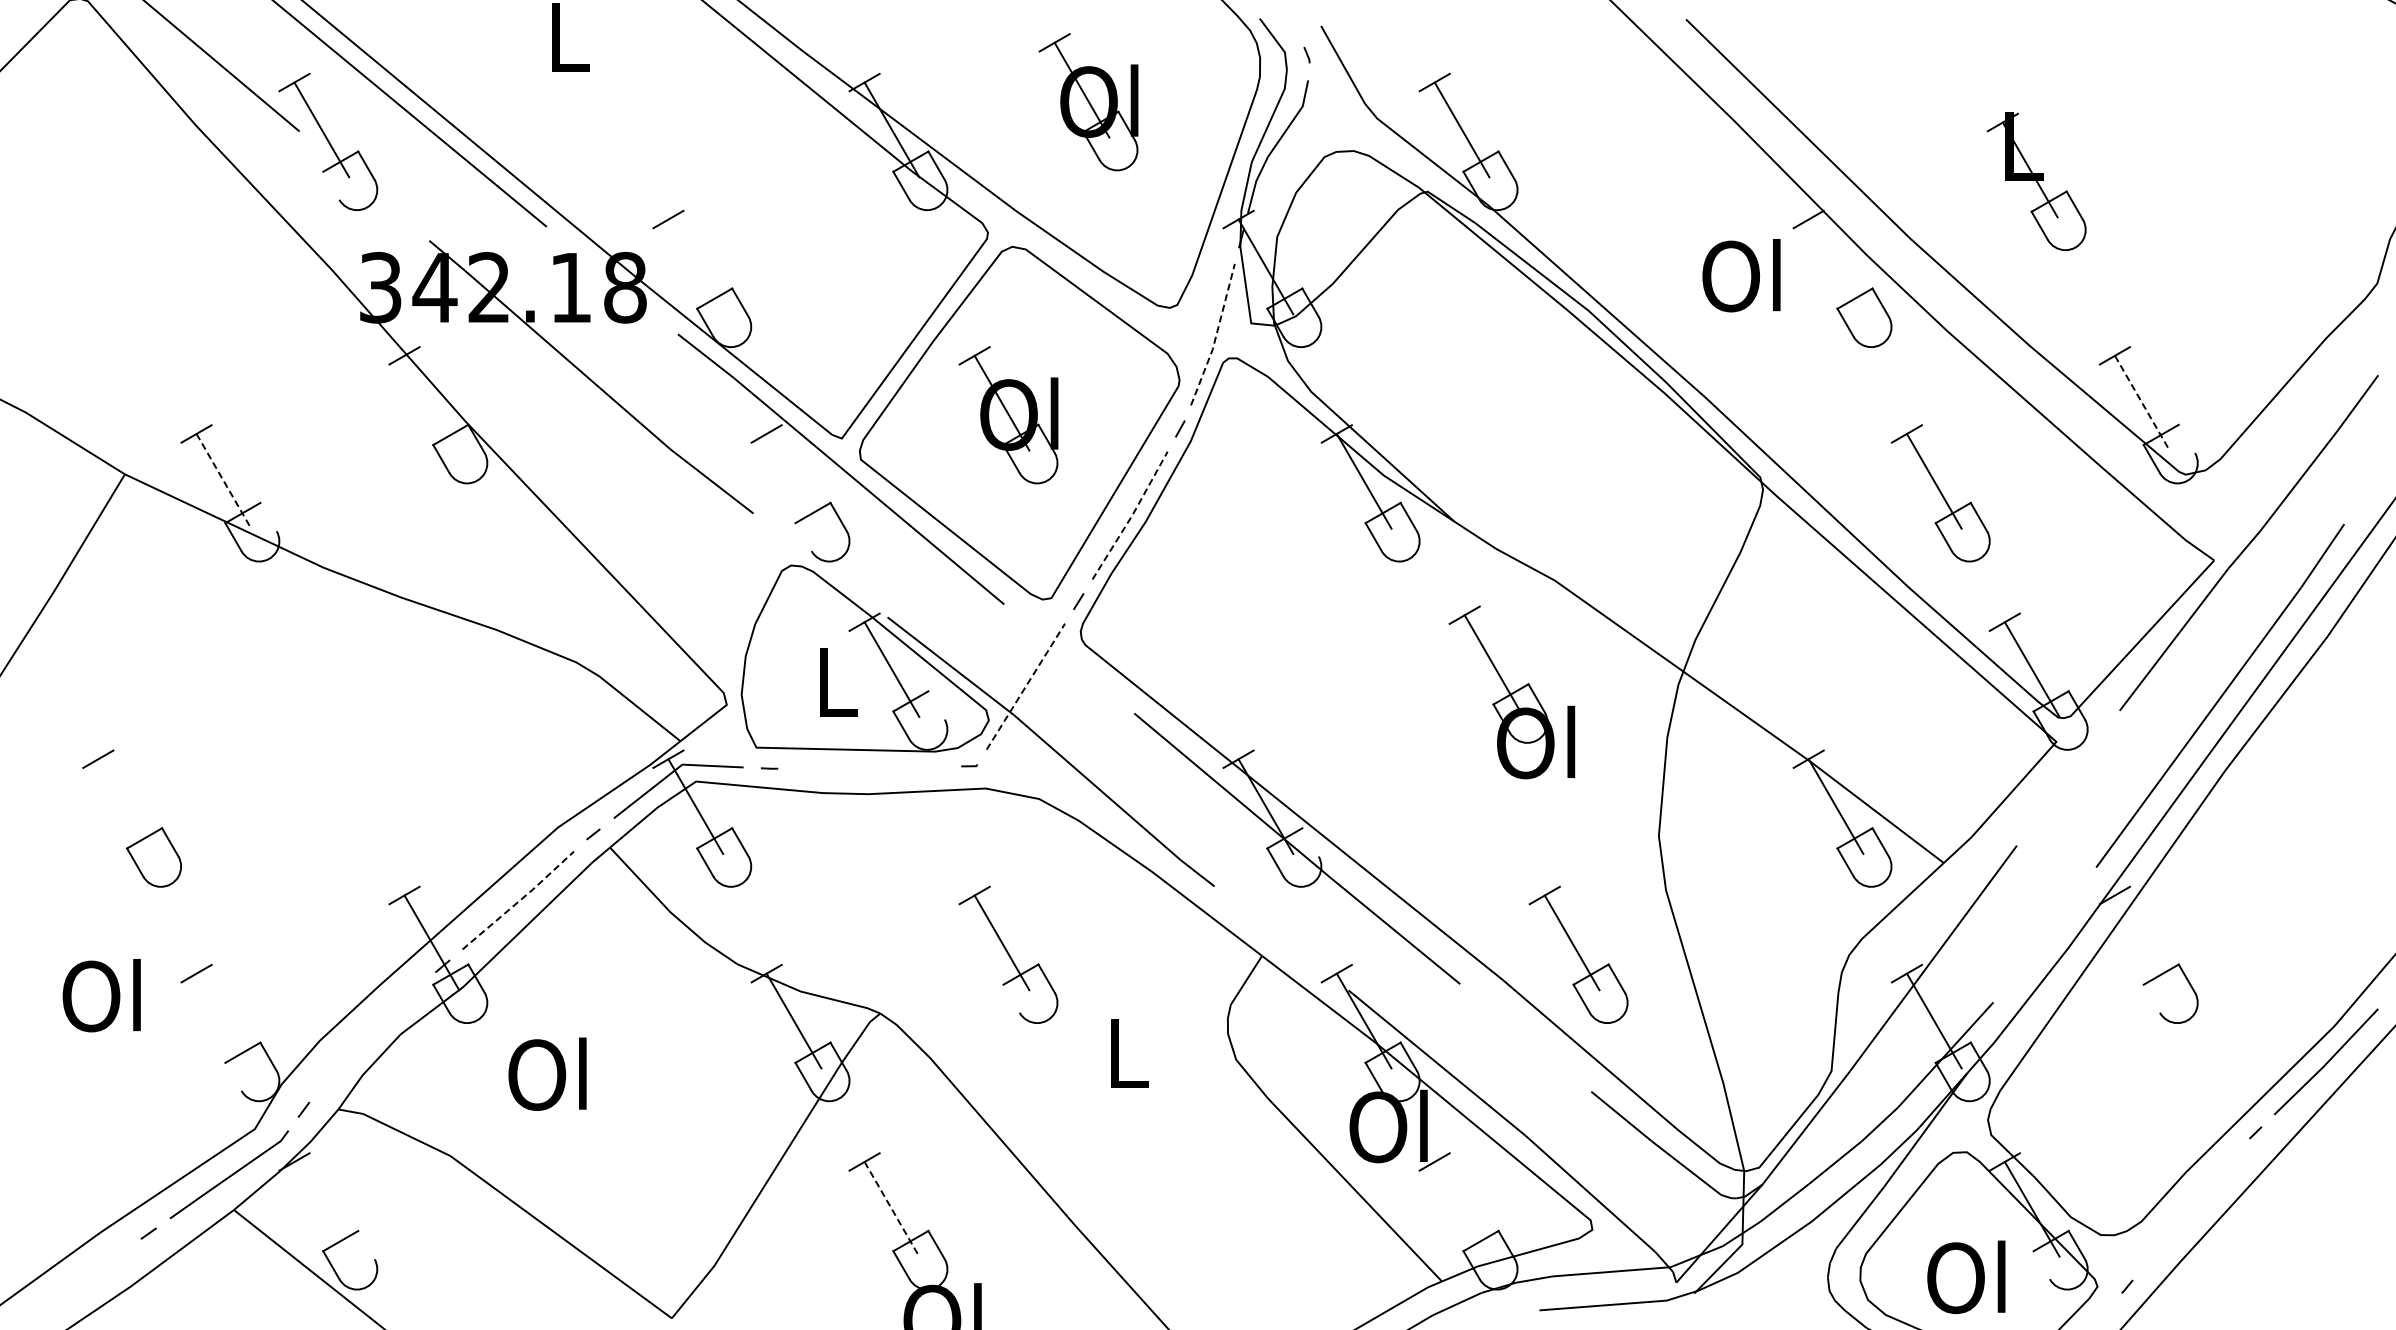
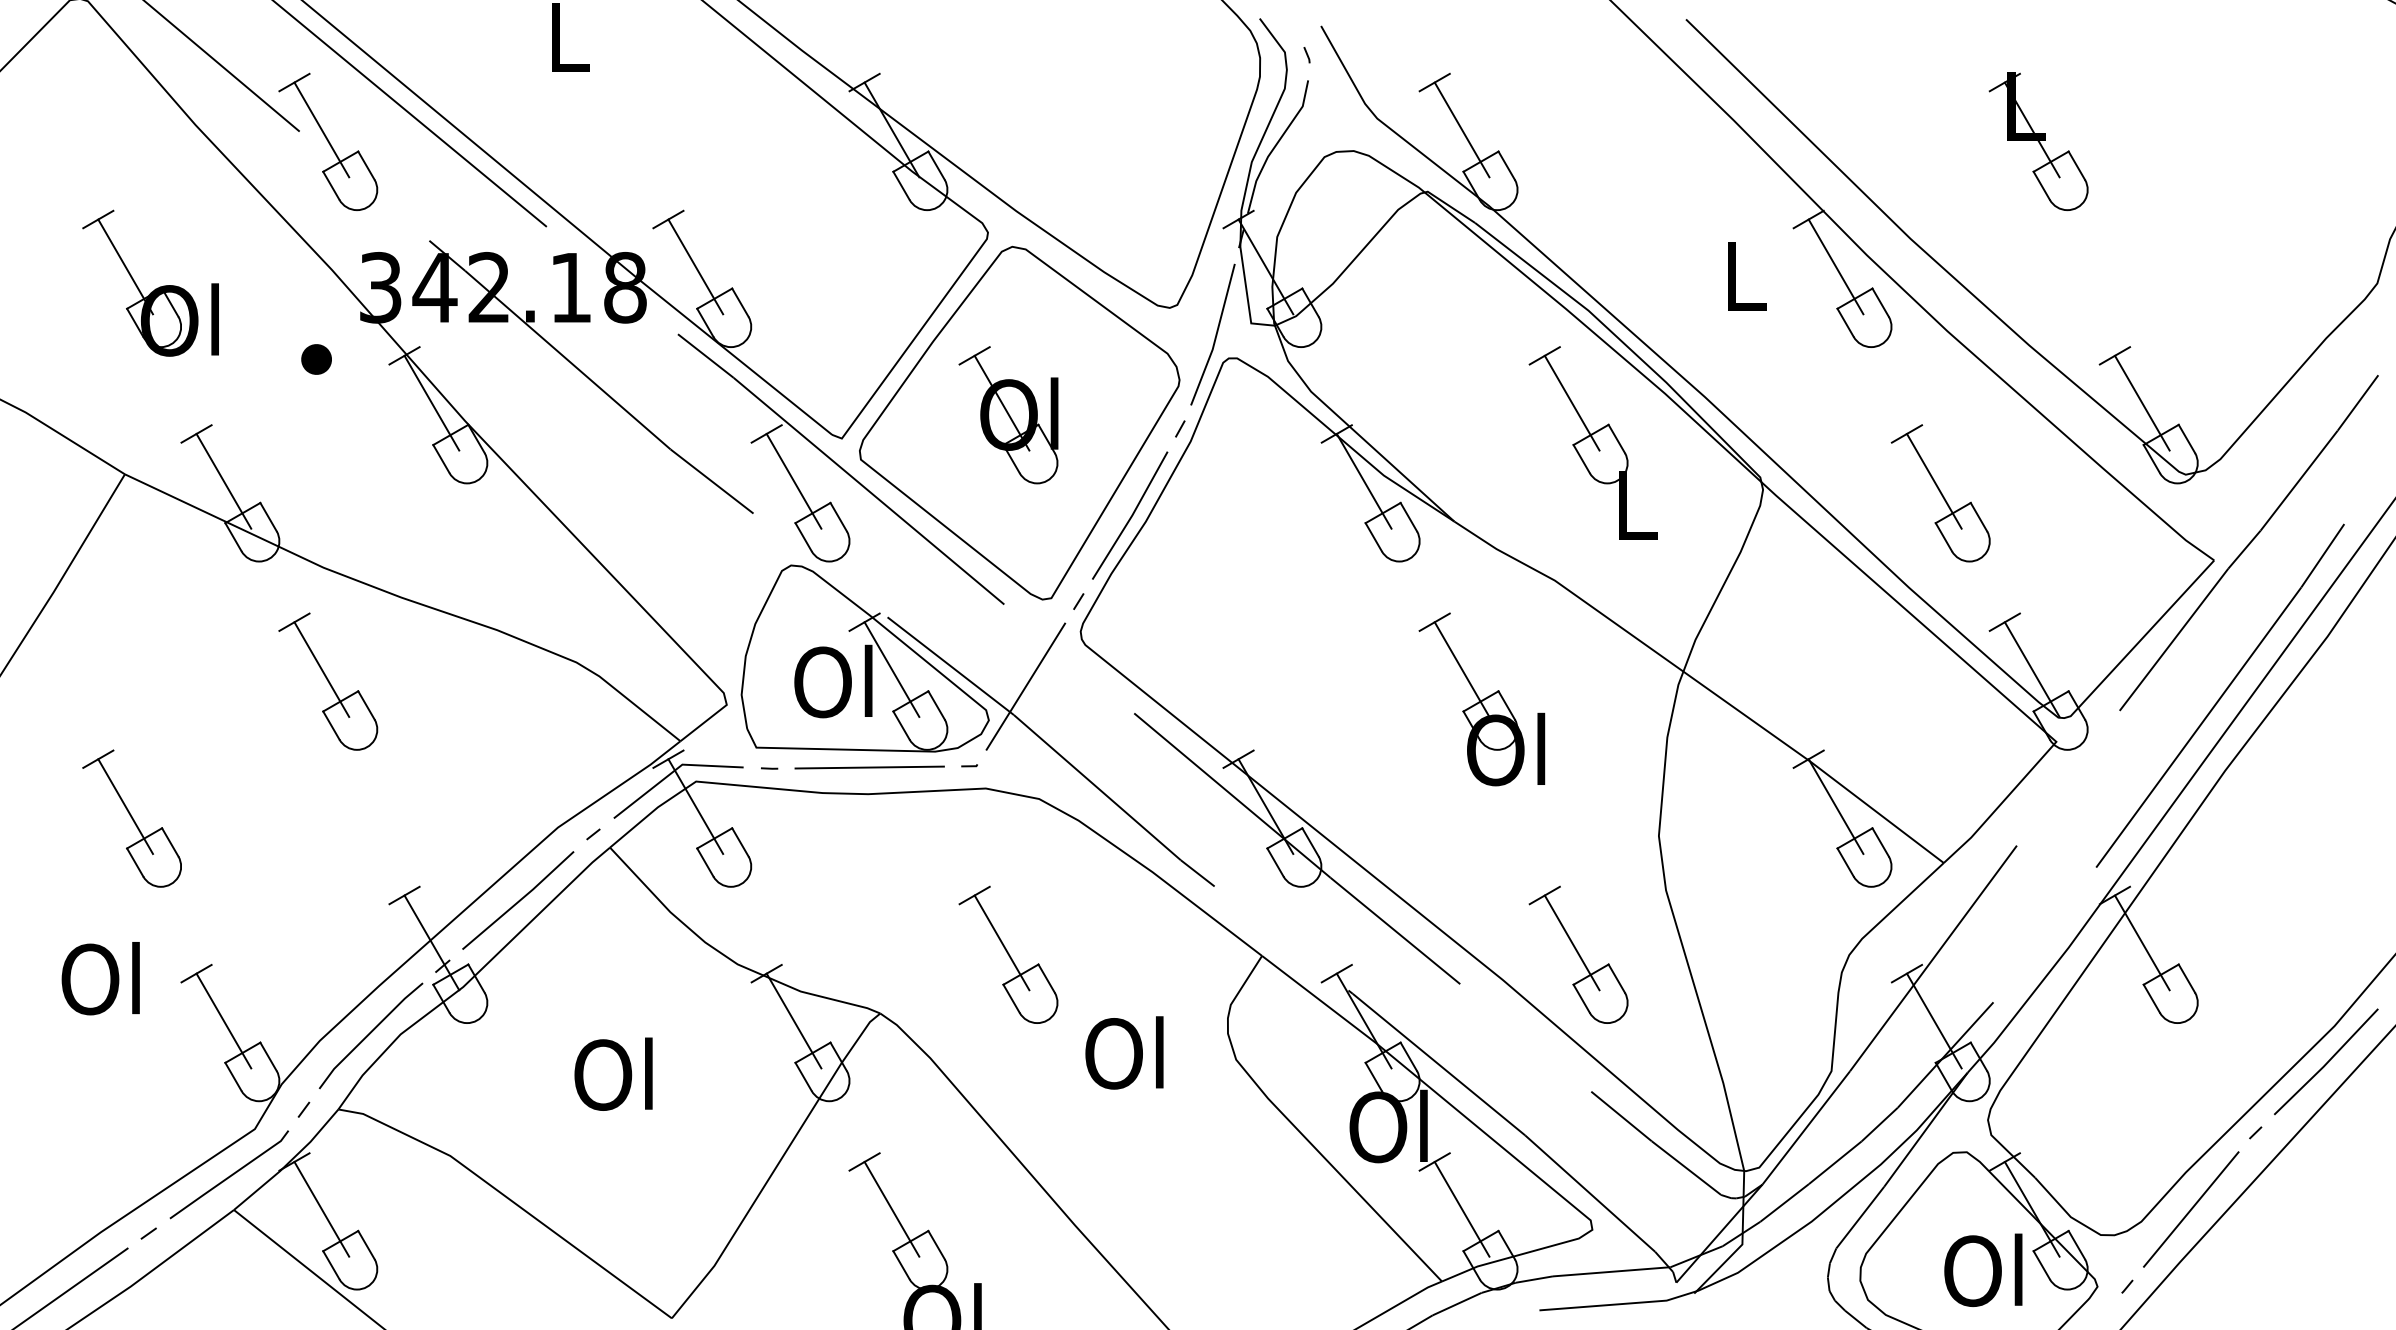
part: present -> none (1088, 102)
part position: (2036, 181) -> (2038, 141) (2038, 141)
line: none -> present (331, 185)
line: none -> present (695, 266)
line: none -> present (1835, 266)
text: Ol -> L (1741, 275)
part: none -> present (155, 288)
line: dashed -> solid (1216, 336)
part: none -> present (316, 359)
line: none -> present (431, 402)
line: dashed -> solid (2142, 403)
line: none -> present (2186, 438)
part: none -> present (1592, 442)
line: none -> present (793, 480)
line: dashed -> solid (223, 481)
line: none -> present (268, 516)
line: dashed -> solid (1131, 516)
line: none -> present (803, 537)
part: none -> present (328, 681)
text: L -> Ol (833, 681)
line: dashed -> solid (1026, 686)
part position: (1511, 692) -> (1481, 699) (1481, 699)
line: none -> present (936, 705)
line: none -> present (869, 767)
line: none -> present (125, 806)
line: none -> present (1310, 842)
line: dashed -> solid (519, 901)
line: none -> present (2141, 942)
text position: (101, 995) -> (100, 978) (100, 978)
line: none -> present (1011, 998)
line: none -> present (2151, 998)
line: none -> present (223, 1020)
line: none -> present (370, 1034)
text: L -> Ol (1124, 1052)
text position: (547, 1073) -> (613, 1073) (613, 1073)
line: none -> present (233, 1076)
line: none -> present (321, 1208)
line: none -> present (1461, 1208)
line: dashed -> solid (891, 1209)
line: none -> present (2191, 1209)
line: none -> present (366, 1245)
line: none -> present (2041, 1265)
text position: (1966, 1276) -> (1983, 1269) (1983, 1269)
line: none -> present (72, 1287)
